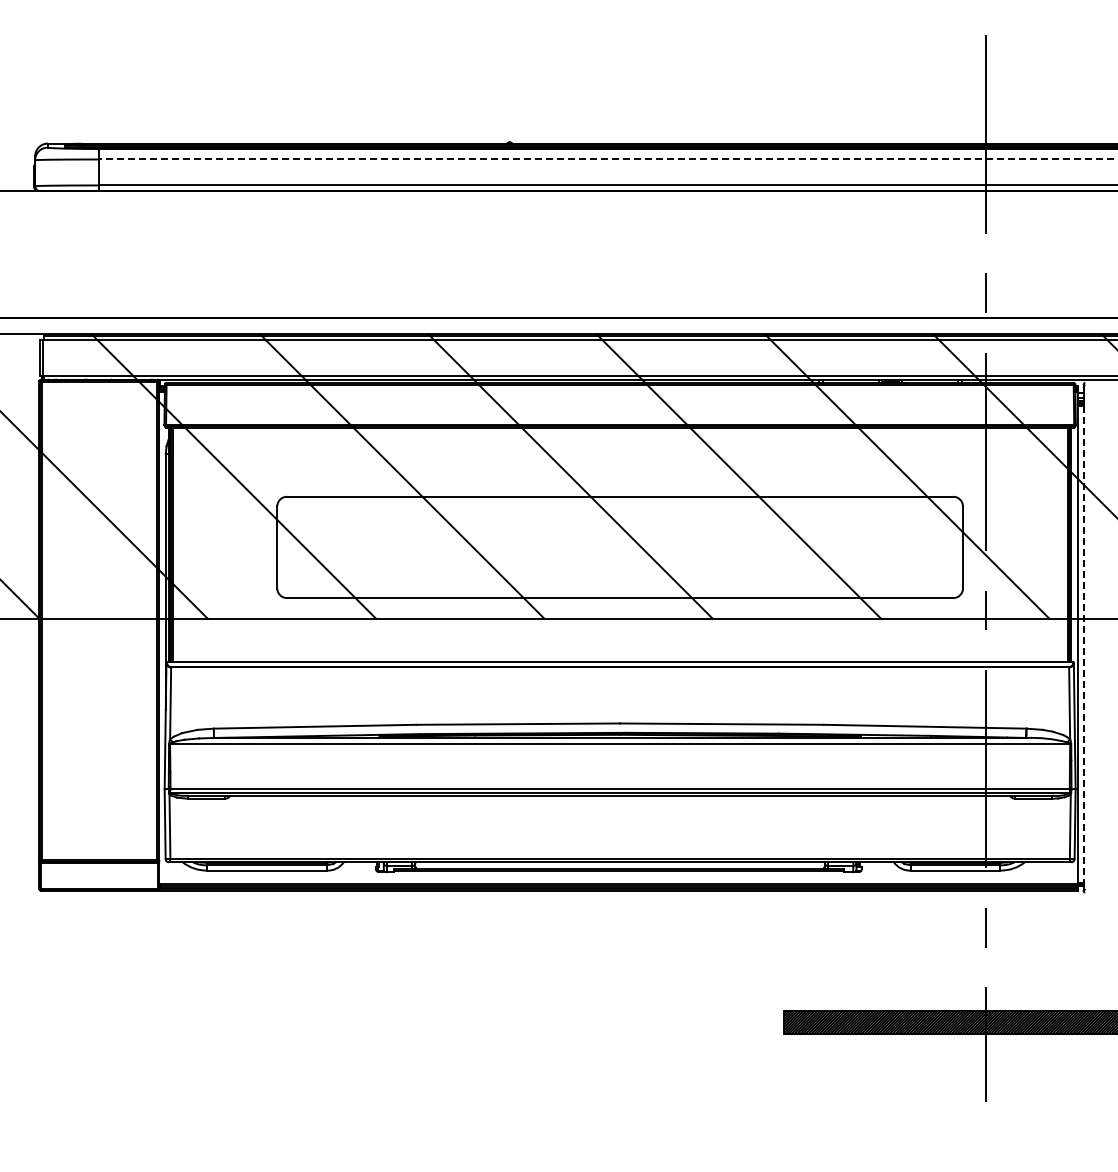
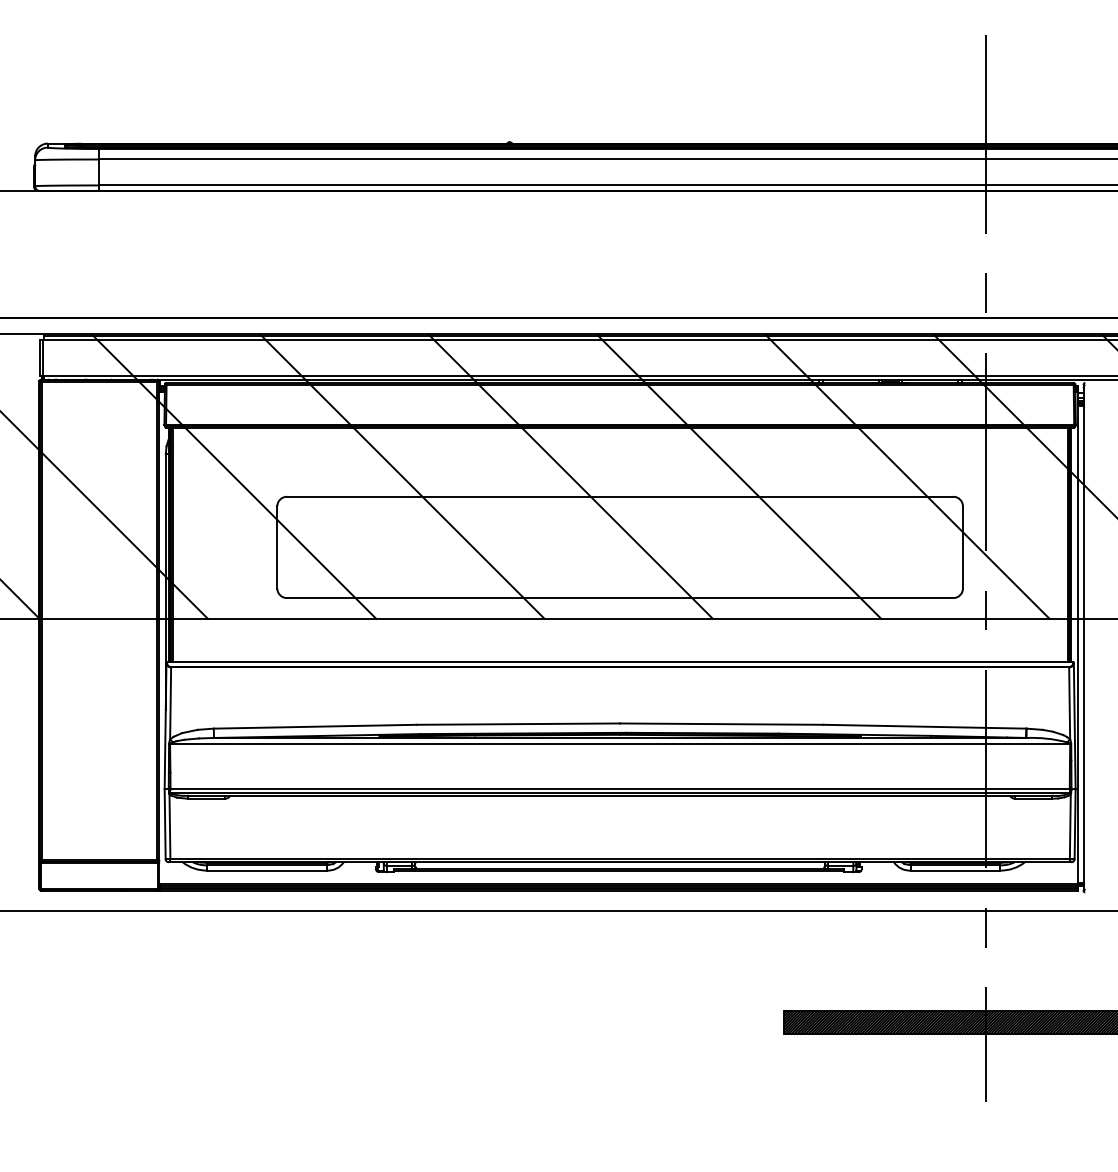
line: dashed -> solid (607, 159)
line: dashed -> solid (1083, 644)
line: none -> present (558, 911)
